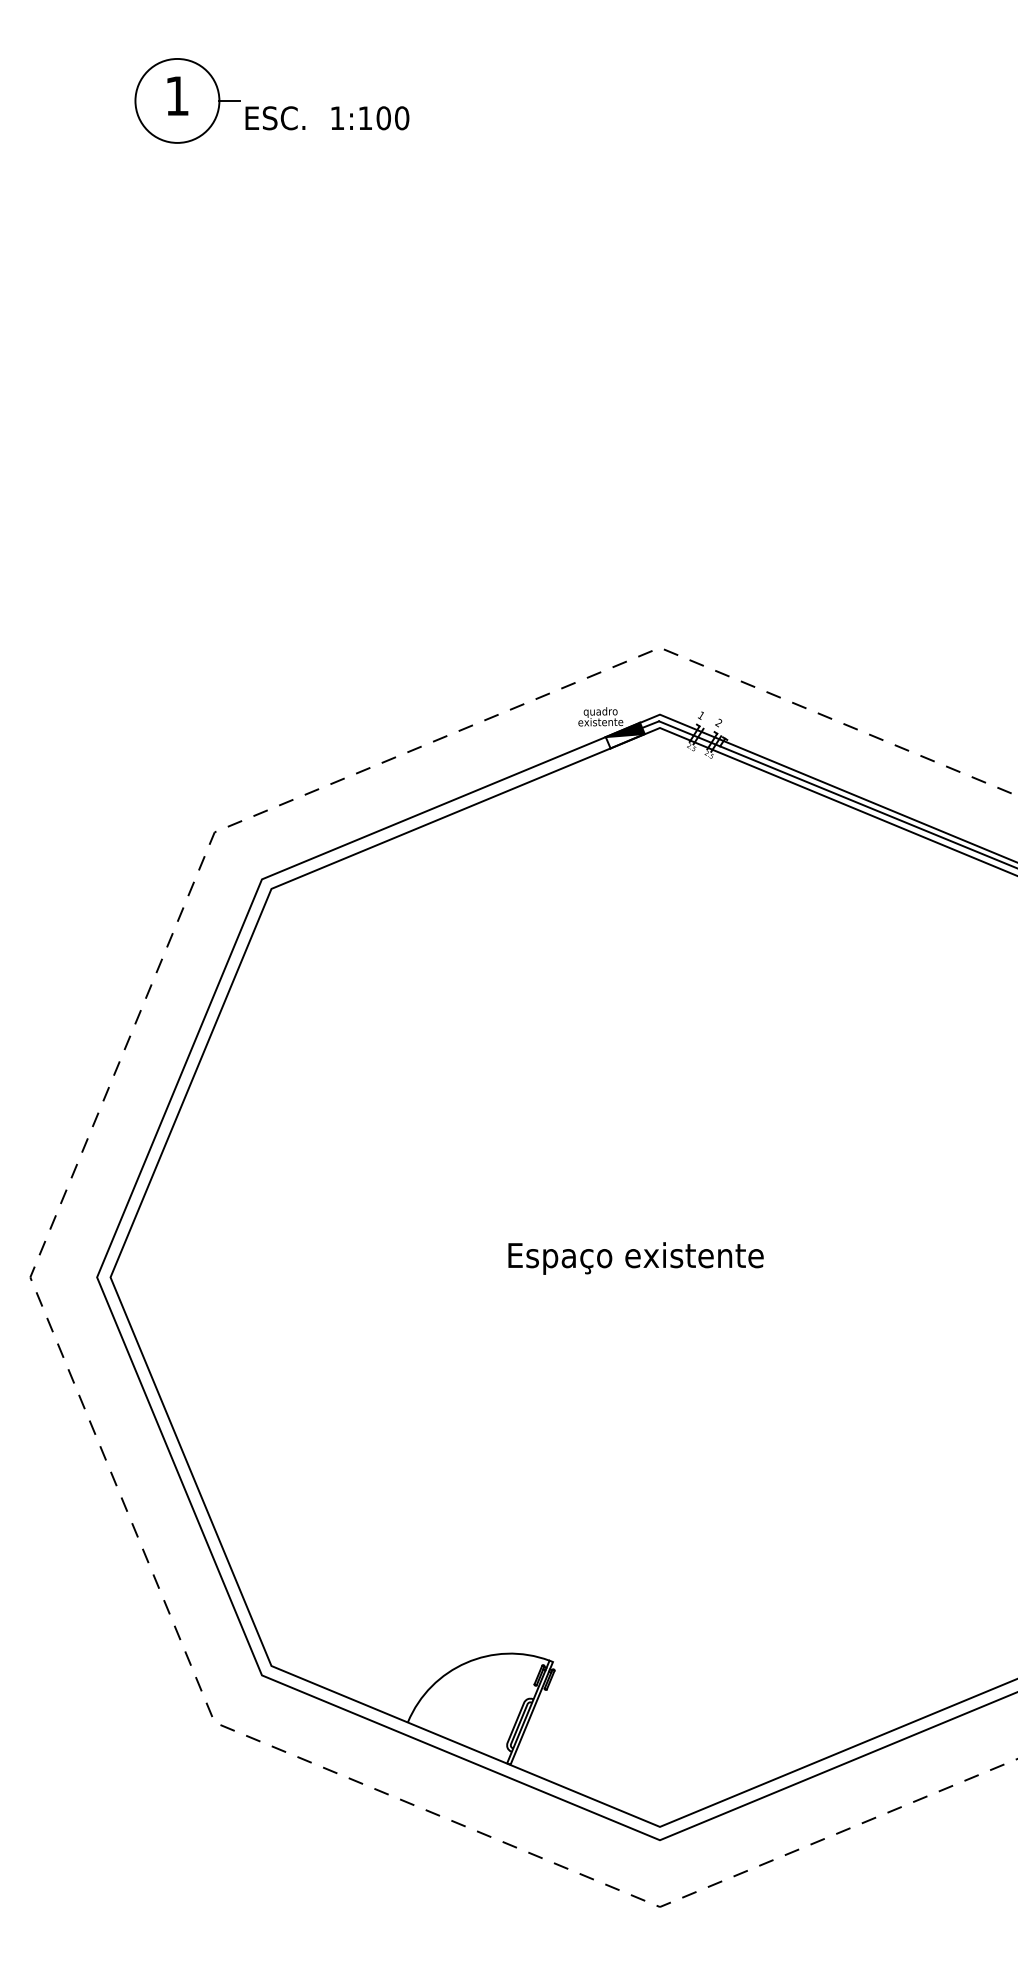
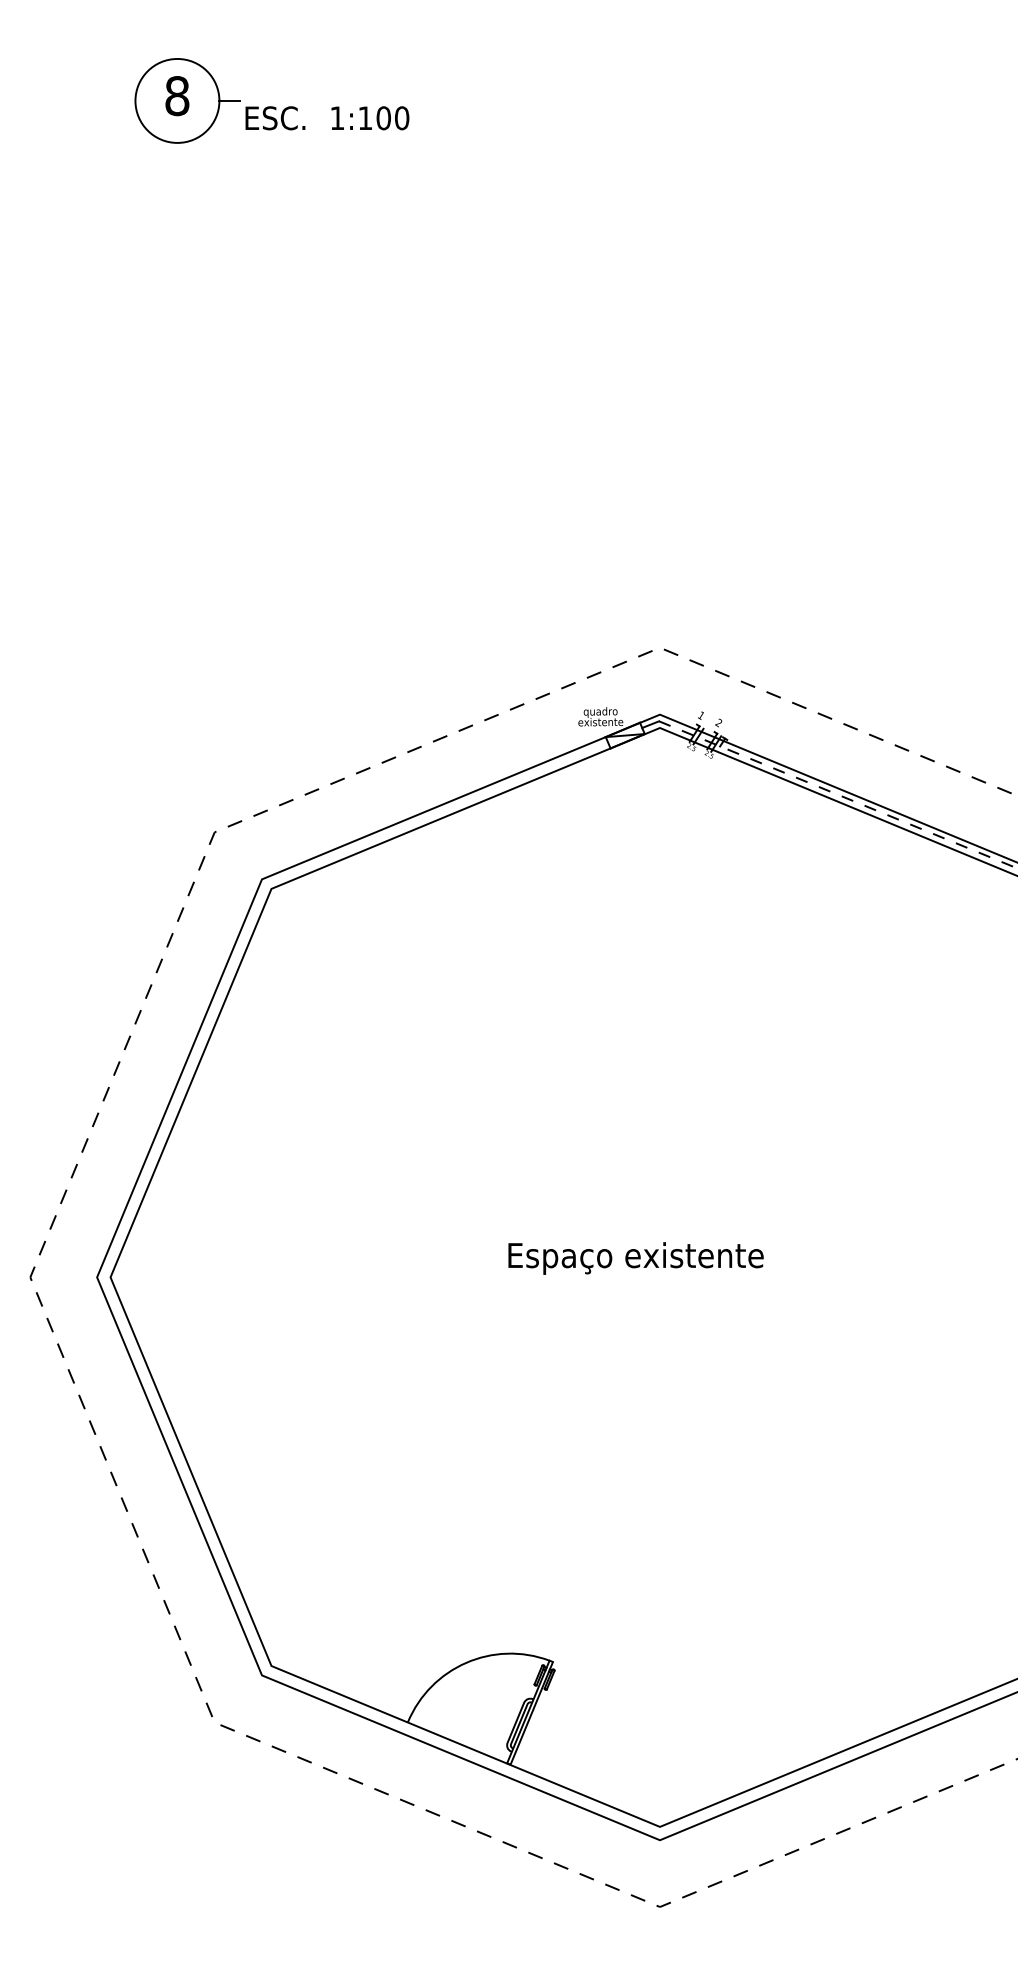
text: 1 -> 8 (177, 96)
fill: present -> none (624, 729)
line: solid -> dashed (838, 794)
